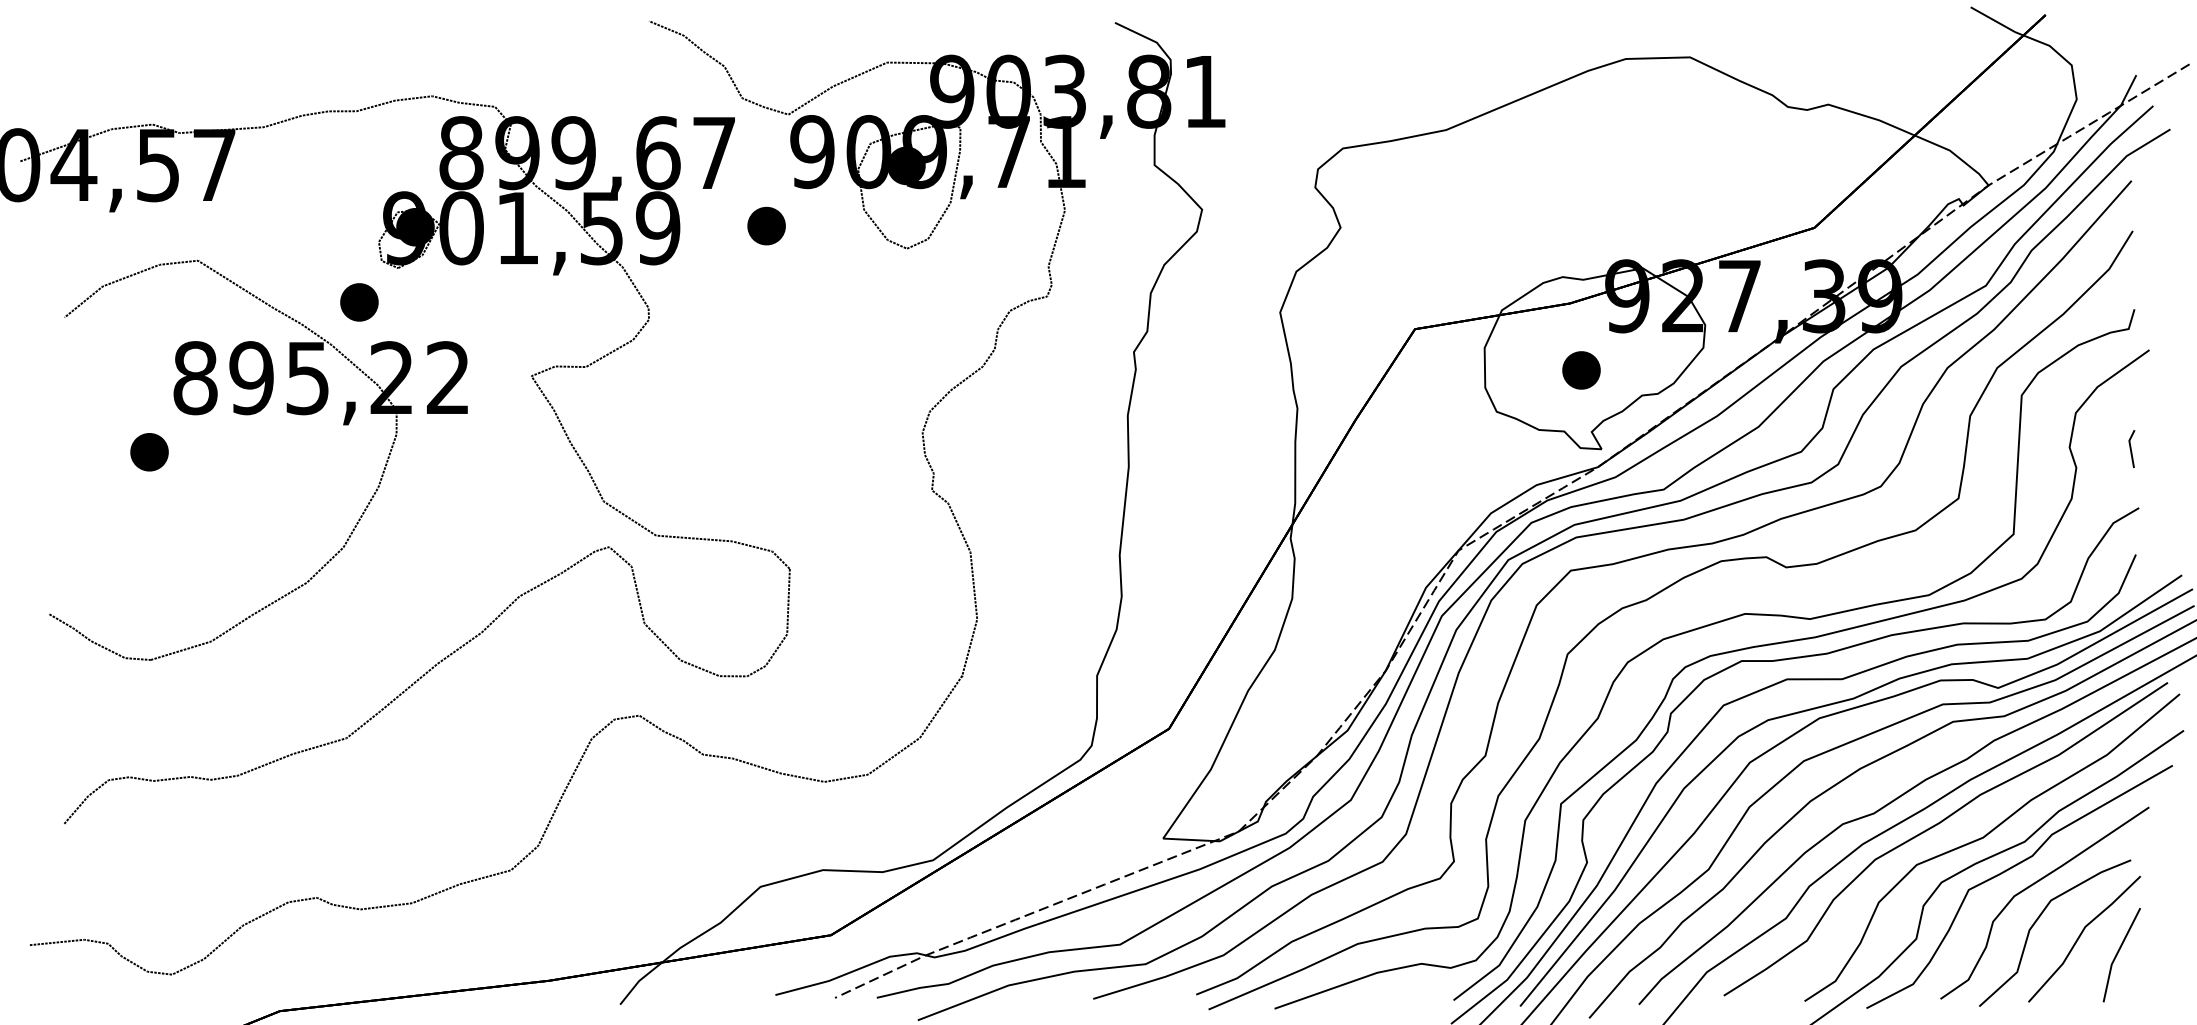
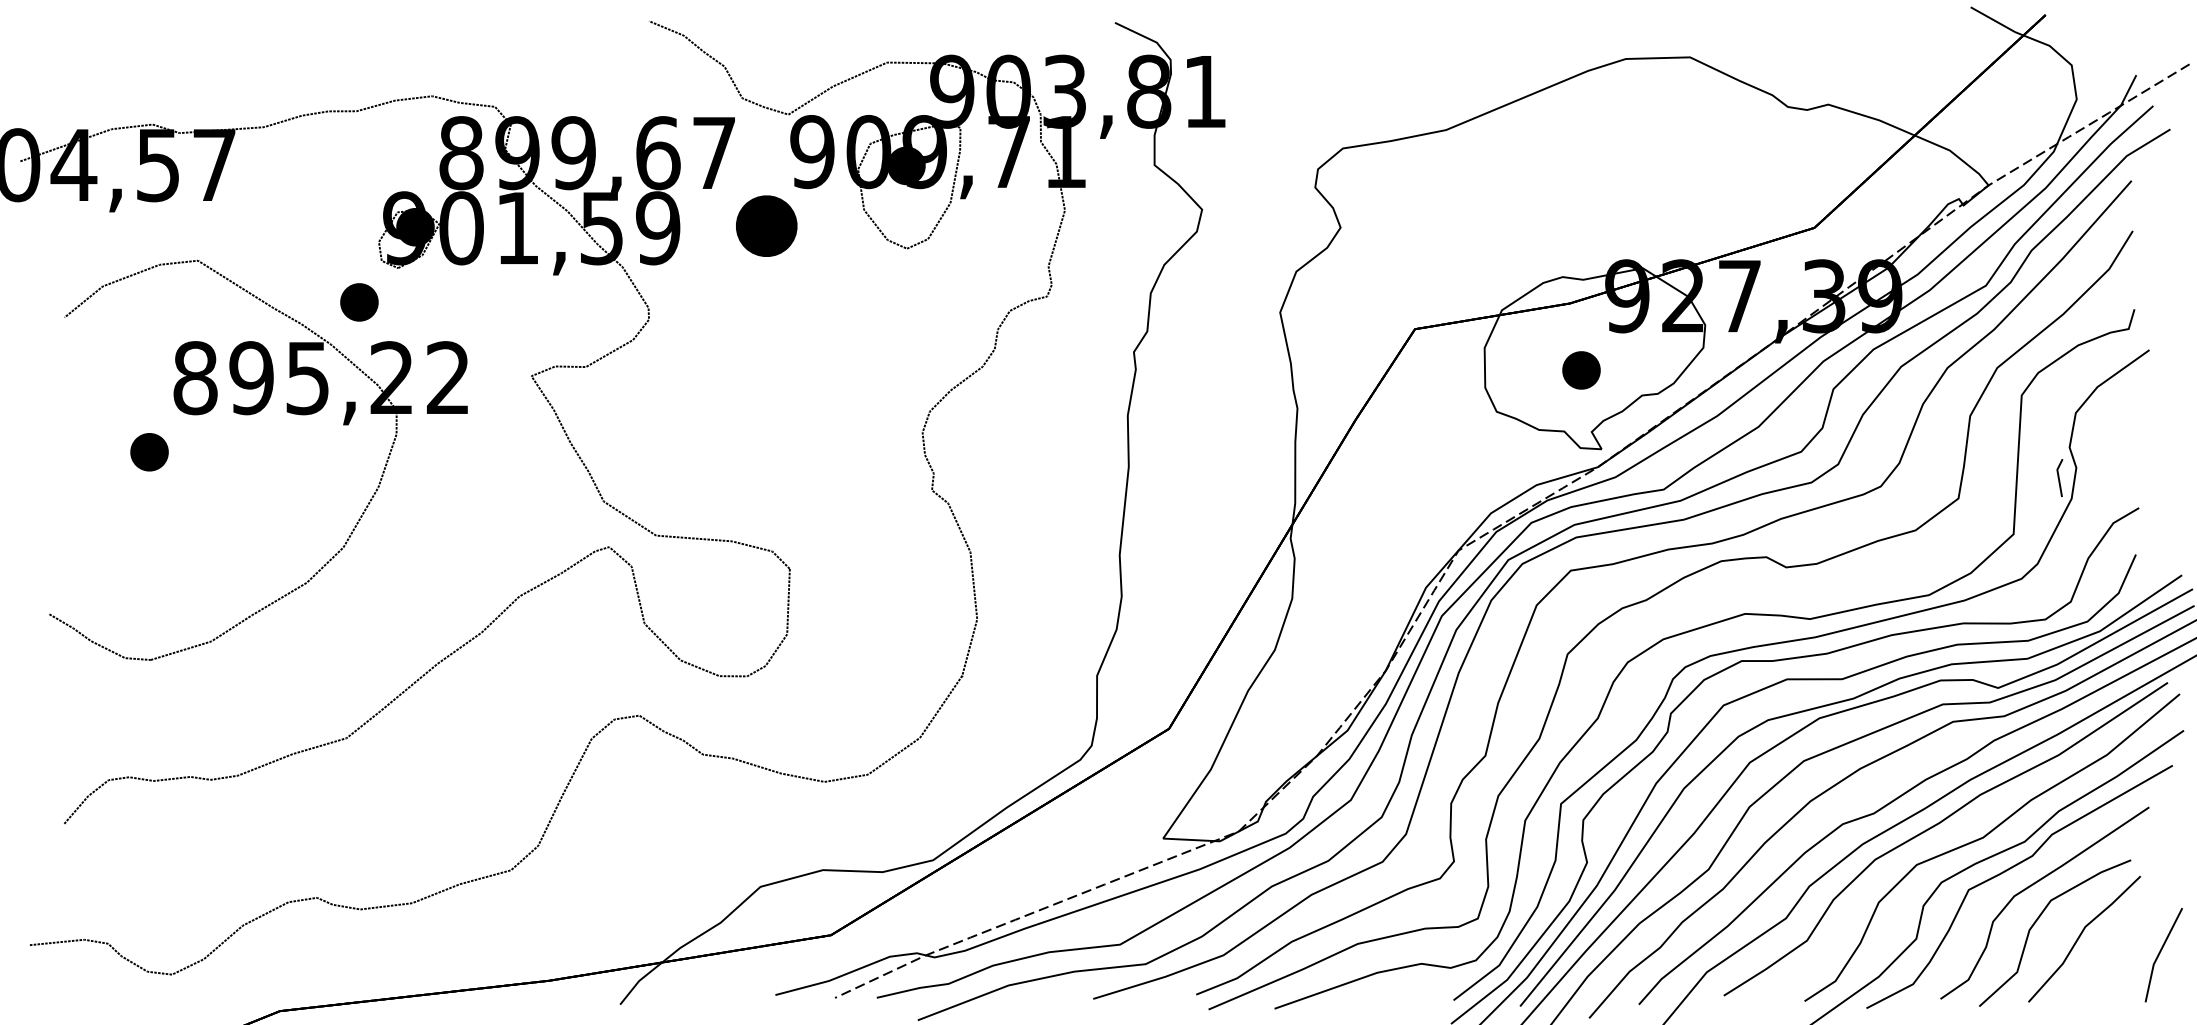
part size: 39x40 px -> 62x62 px (766, 225)
line position: (2131, 448) -> (2059, 477) (2059, 477)
line position: (2118, 953) -> (2160, 953) (2160, 953)
